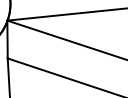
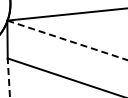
line: solid -> dashed (68, 40)
line: solid -> dashed (8, 77)
